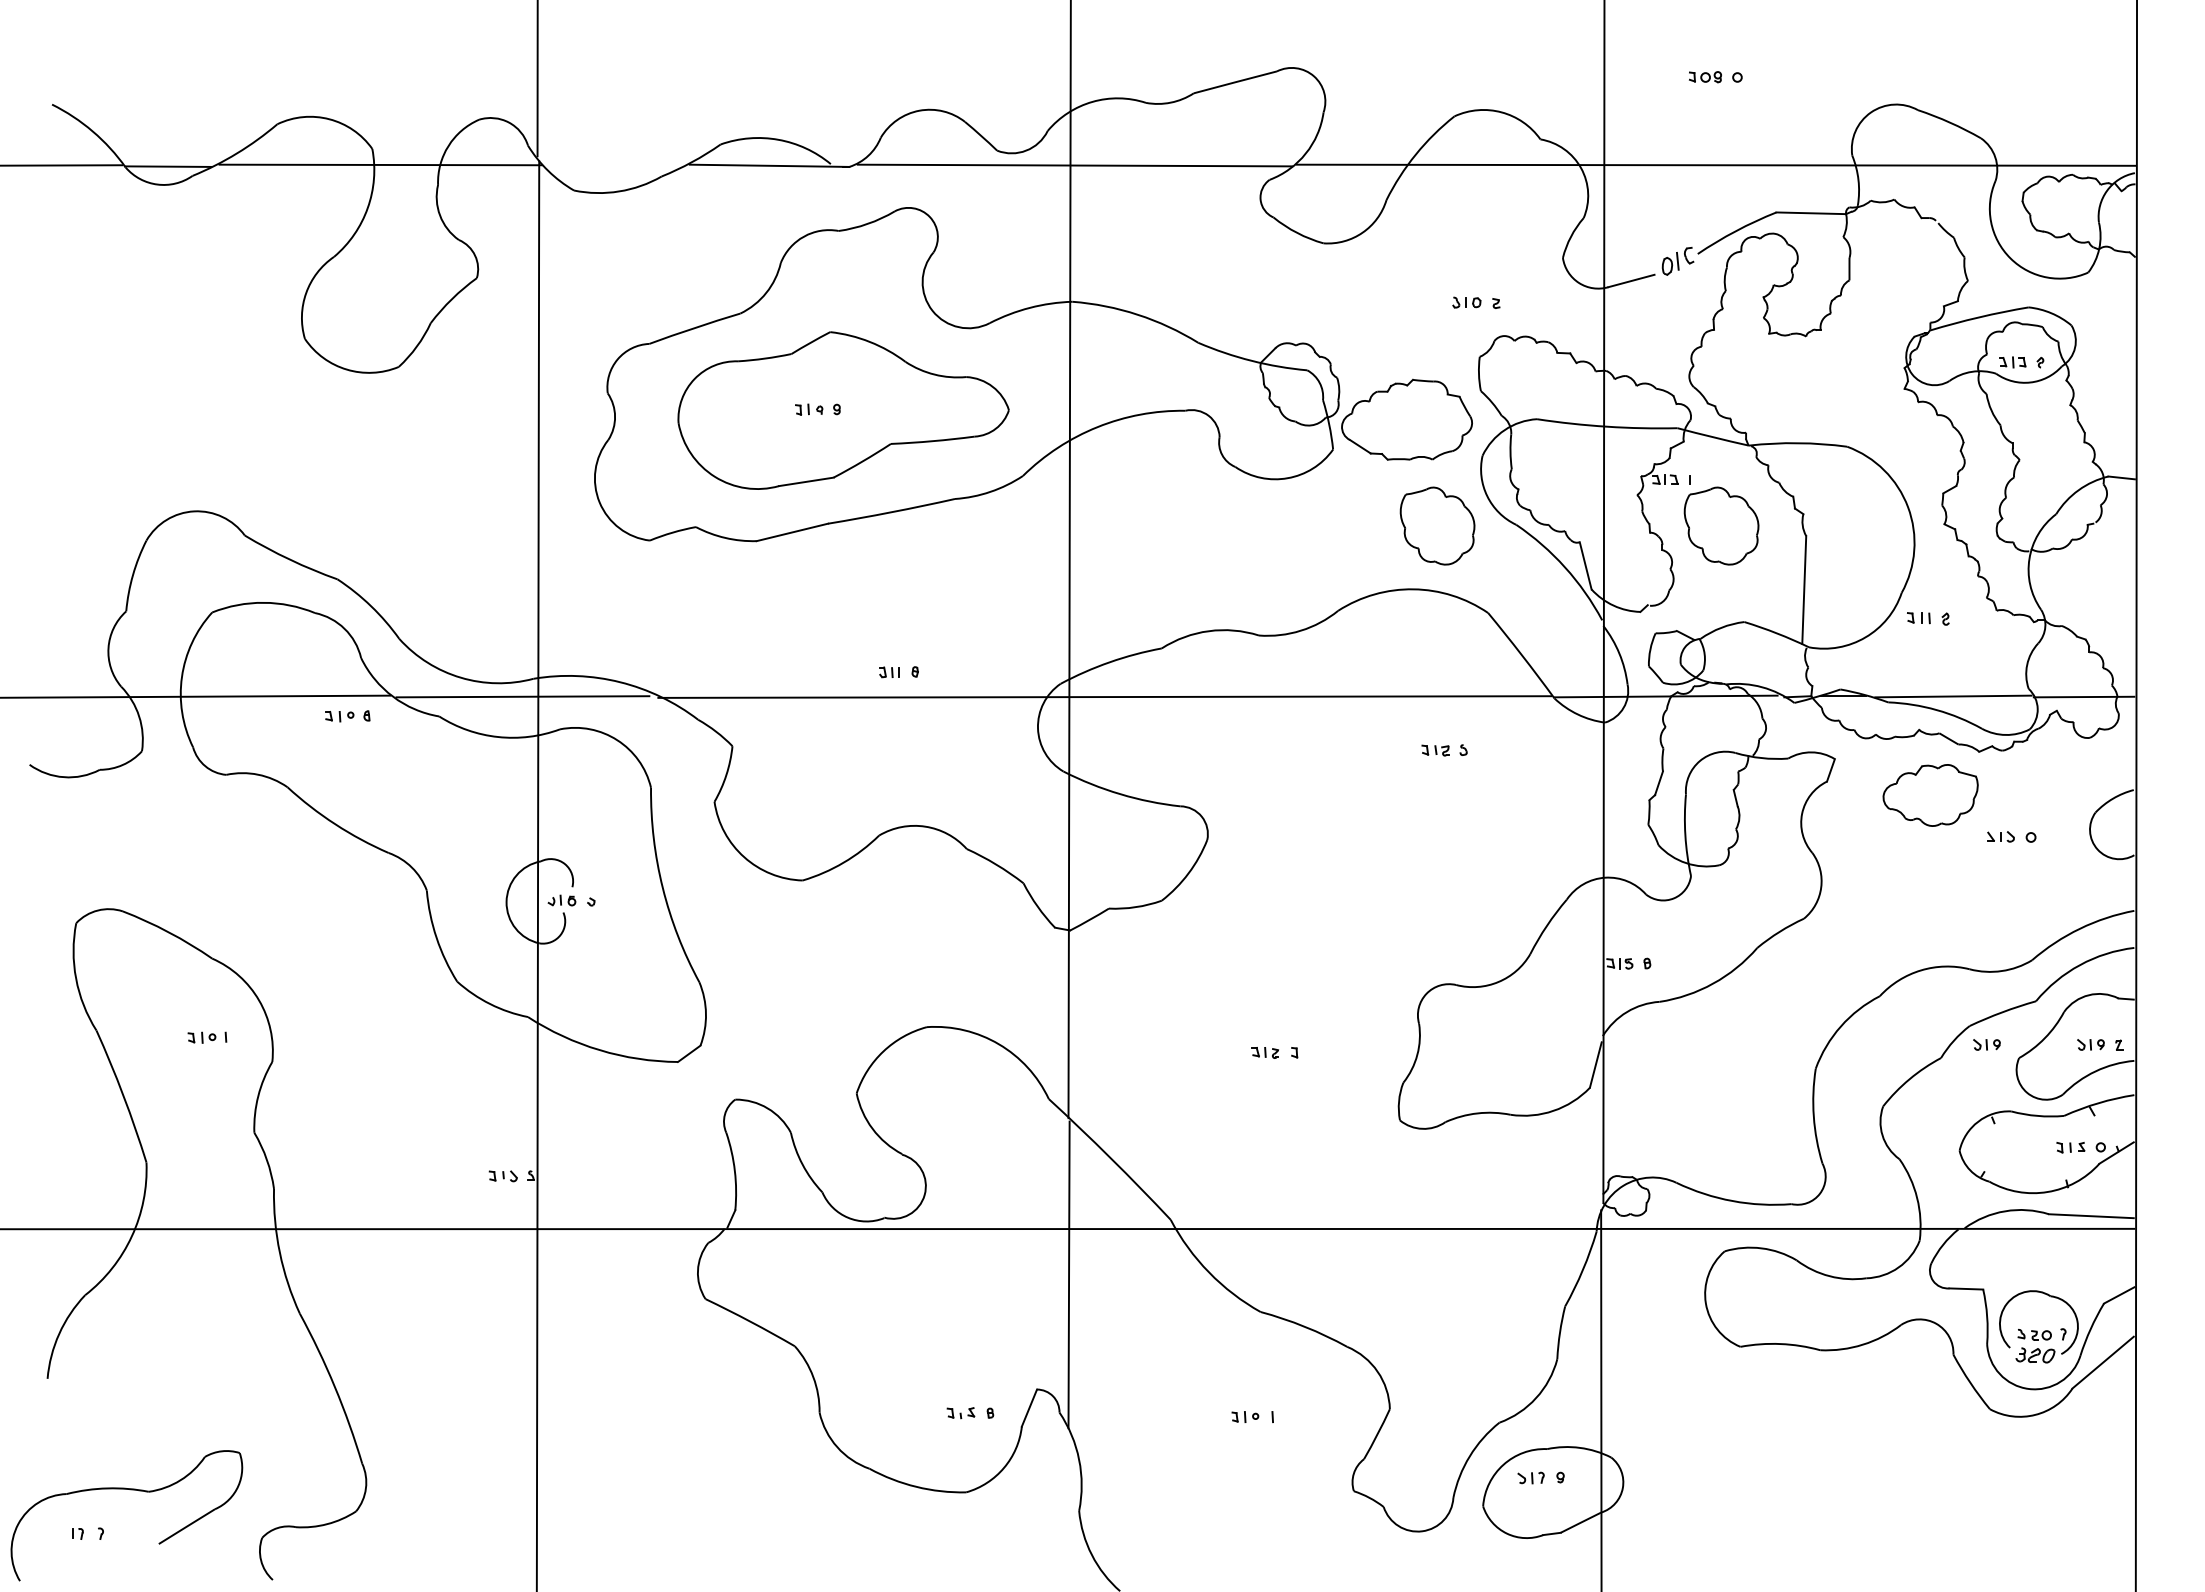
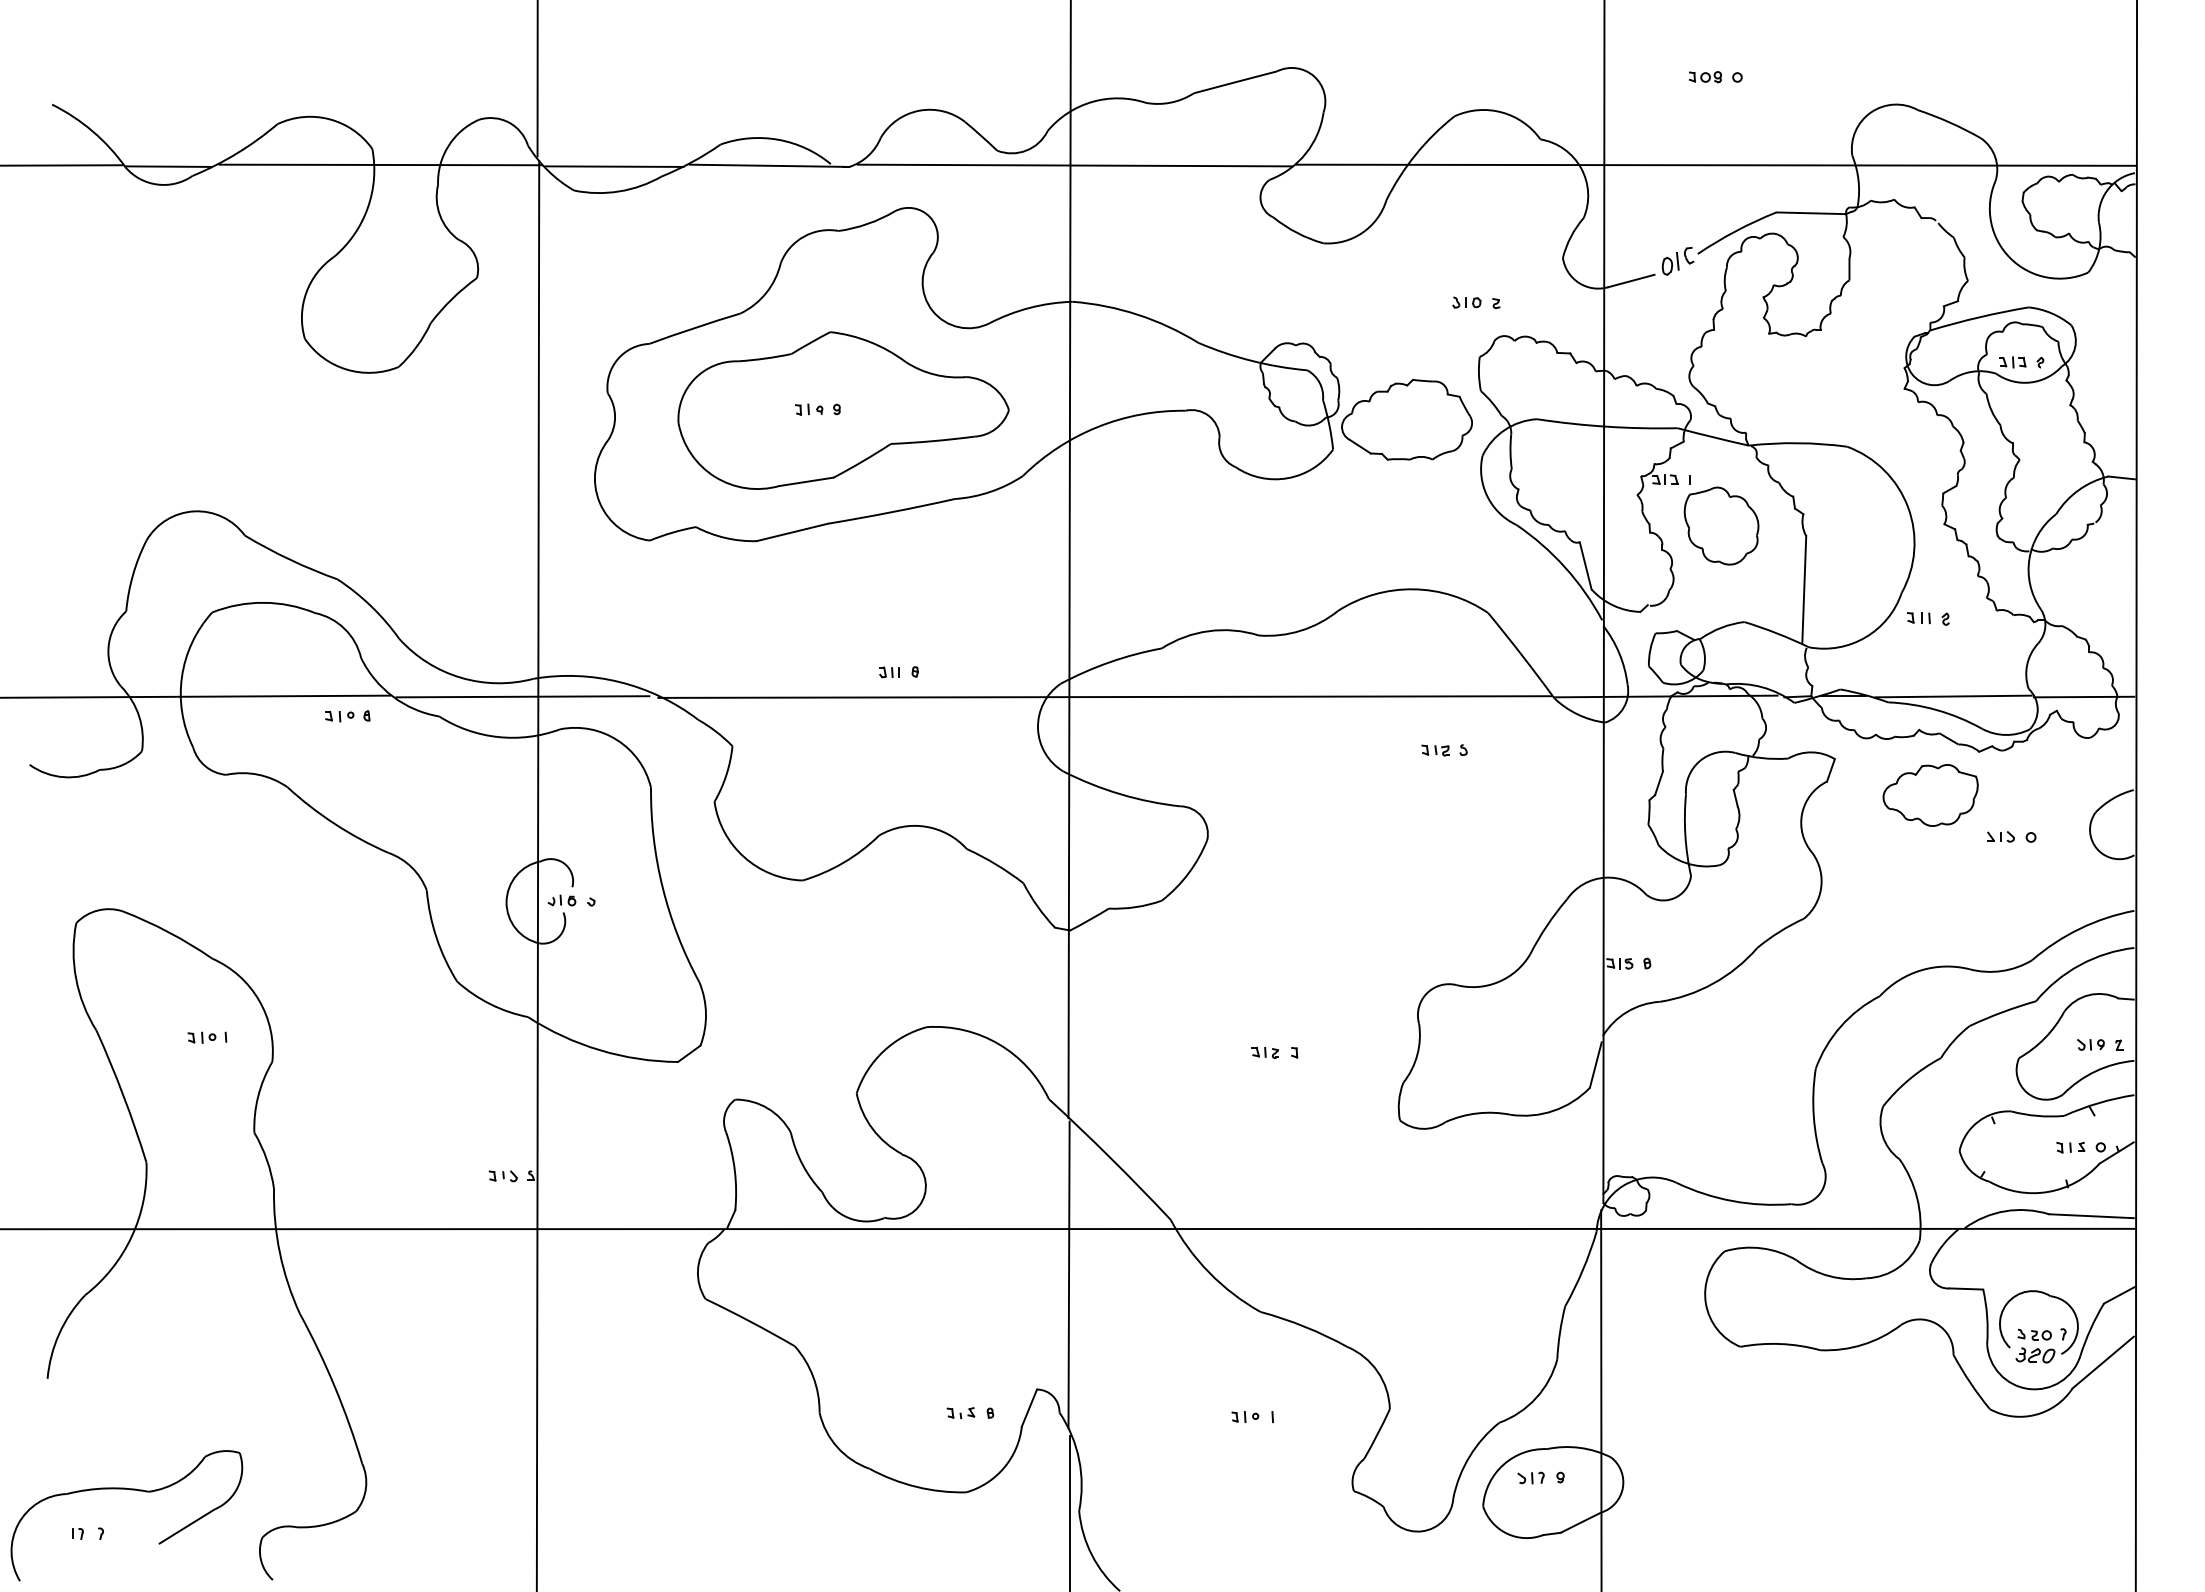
line: none -> present (614, 166)
part: present -> none (1437, 525)
part: present -> none (1986, 1044)
line: none -> present (1070, 1511)
